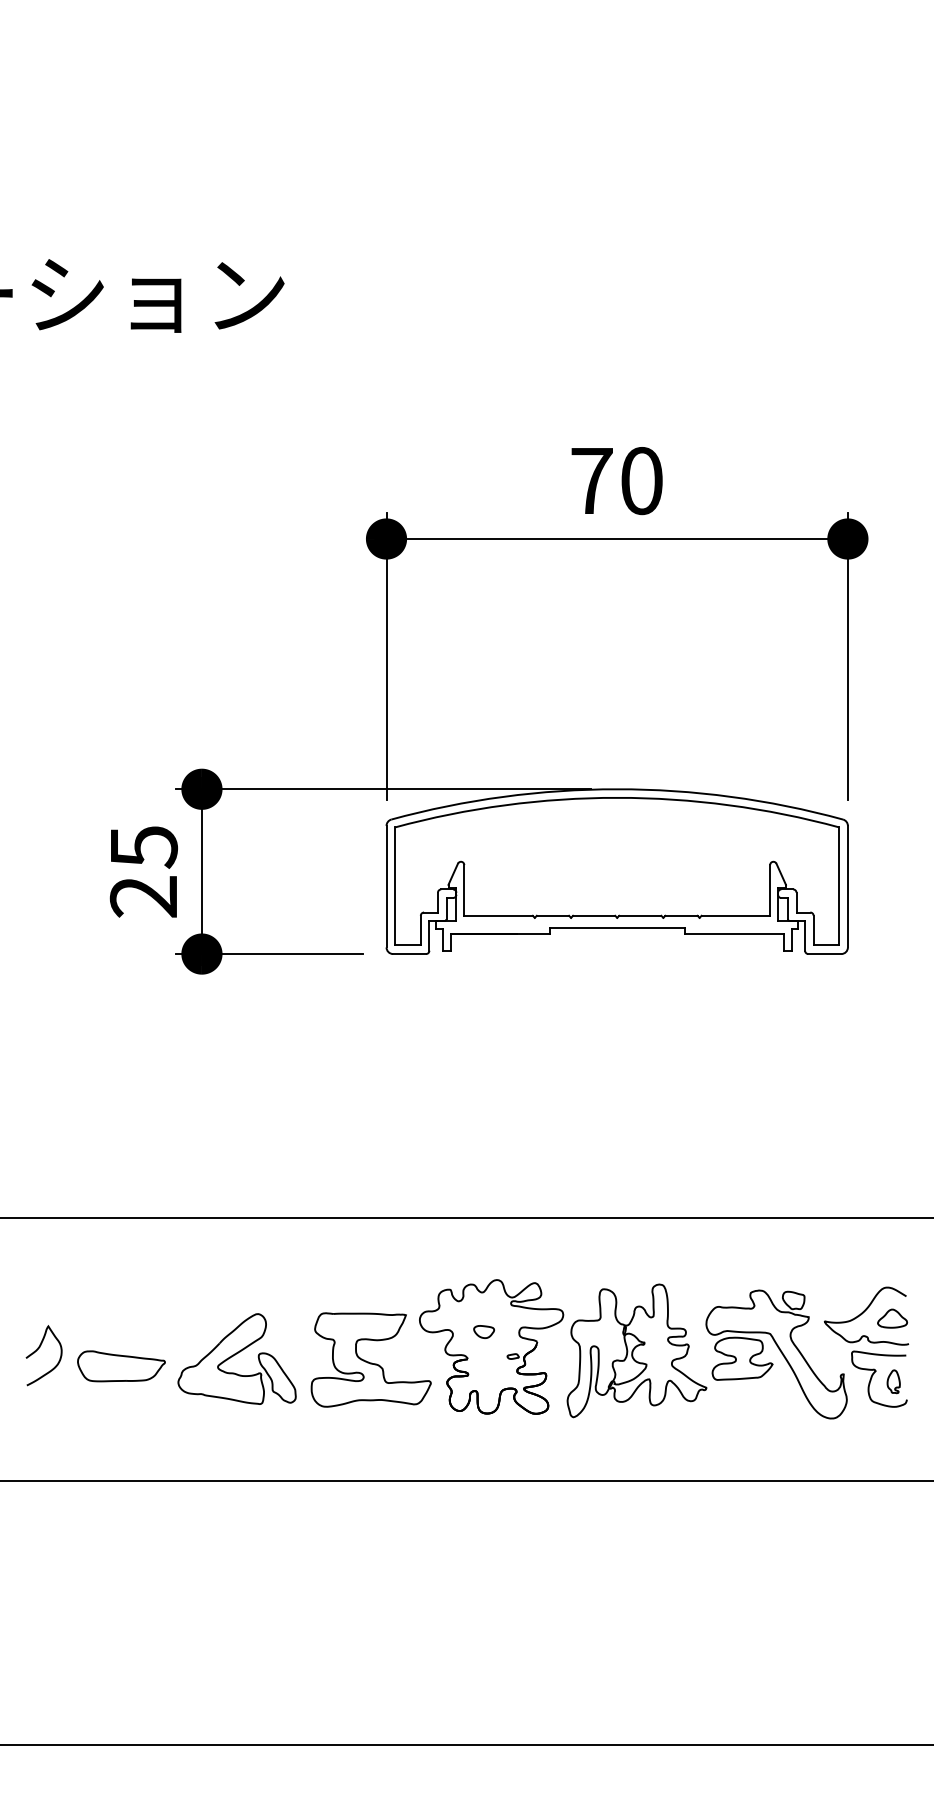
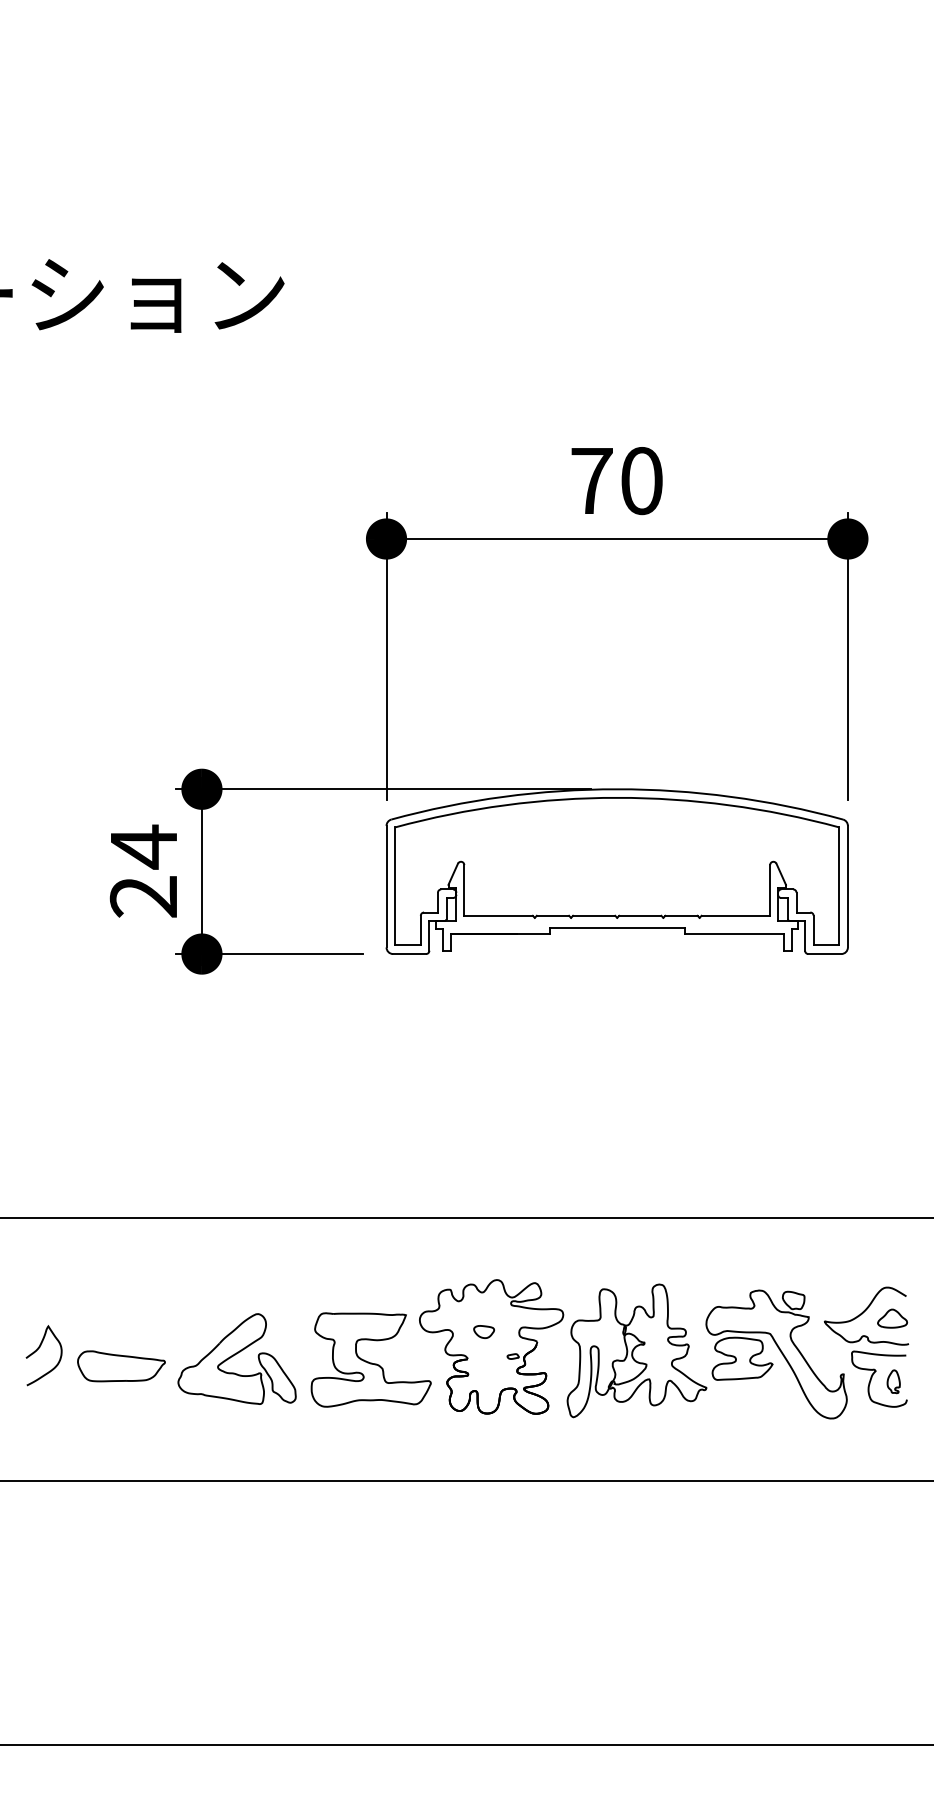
text: 25 -> 24 (144, 846)
